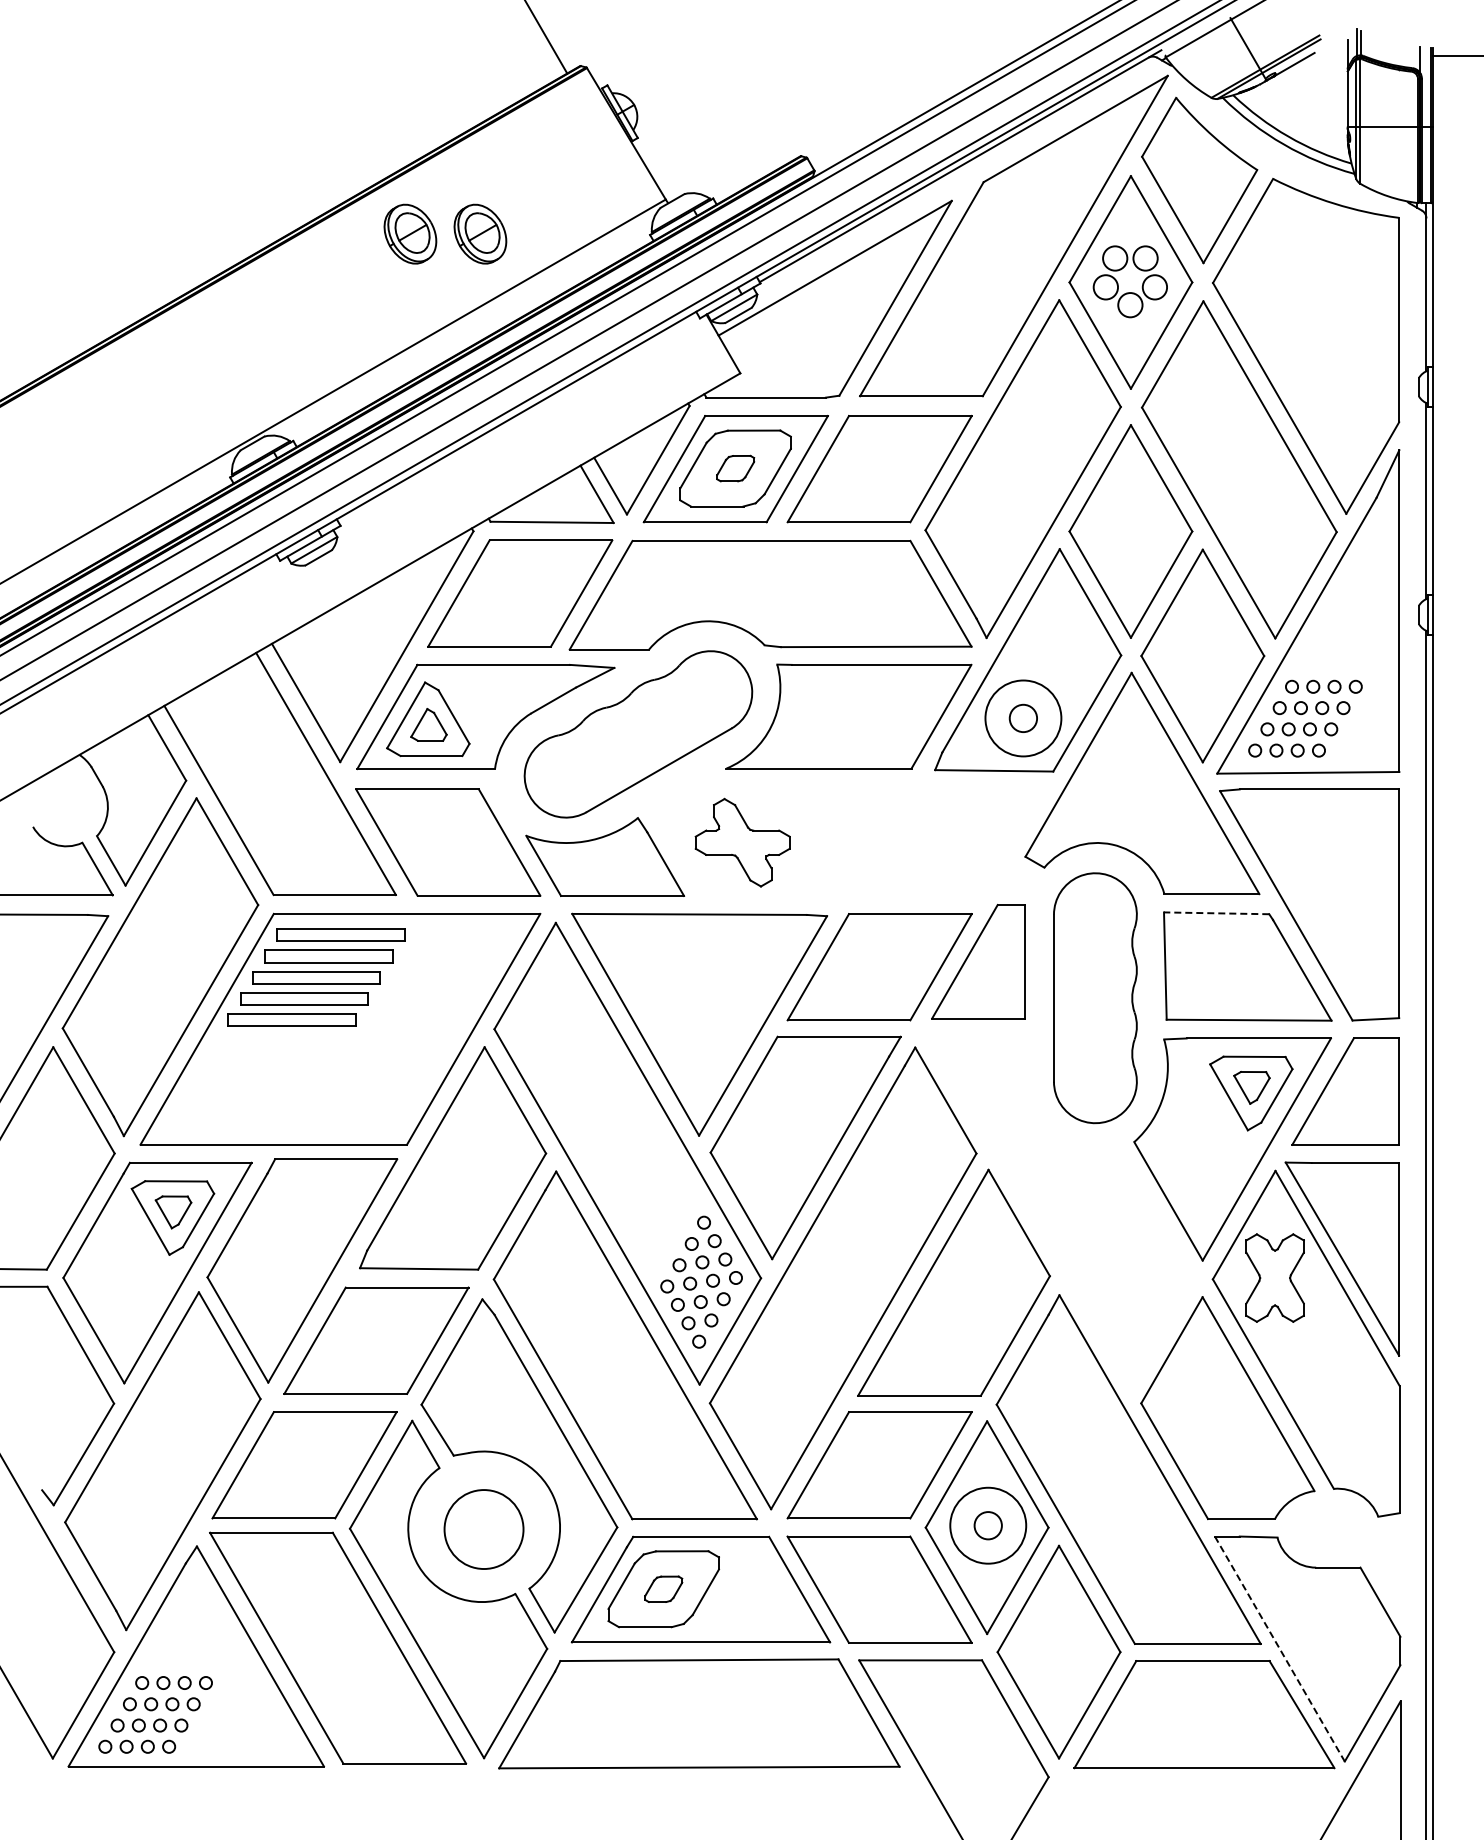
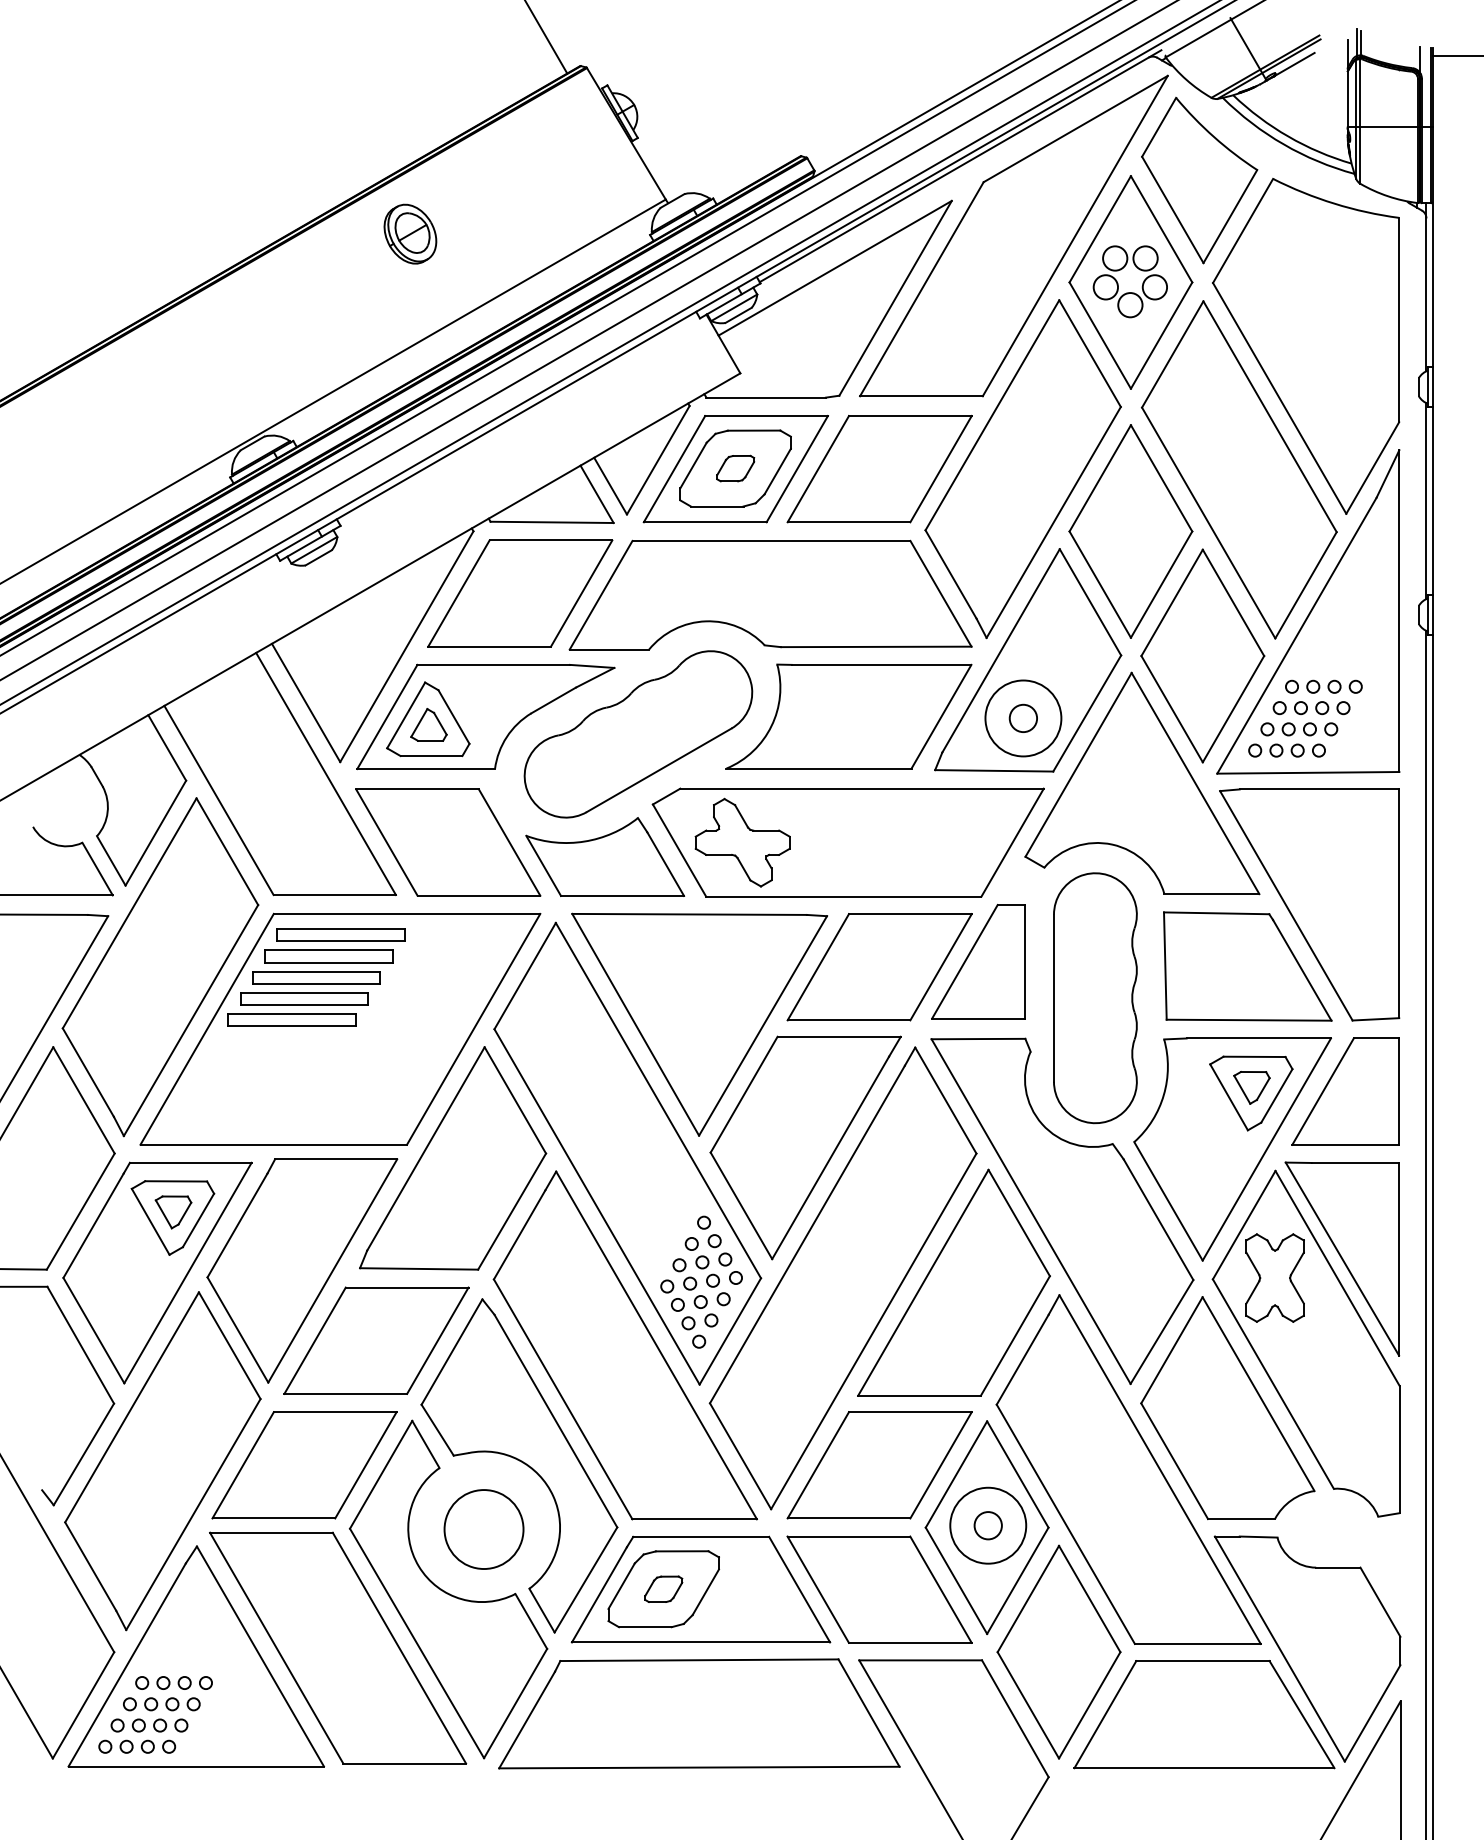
part: present -> none (480, 233)
part: none -> present (847, 842)
line: dashed -> solid (1216, 913)
part: none -> present (1062, 1211)
line: dashed -> solid (1279, 1649)
